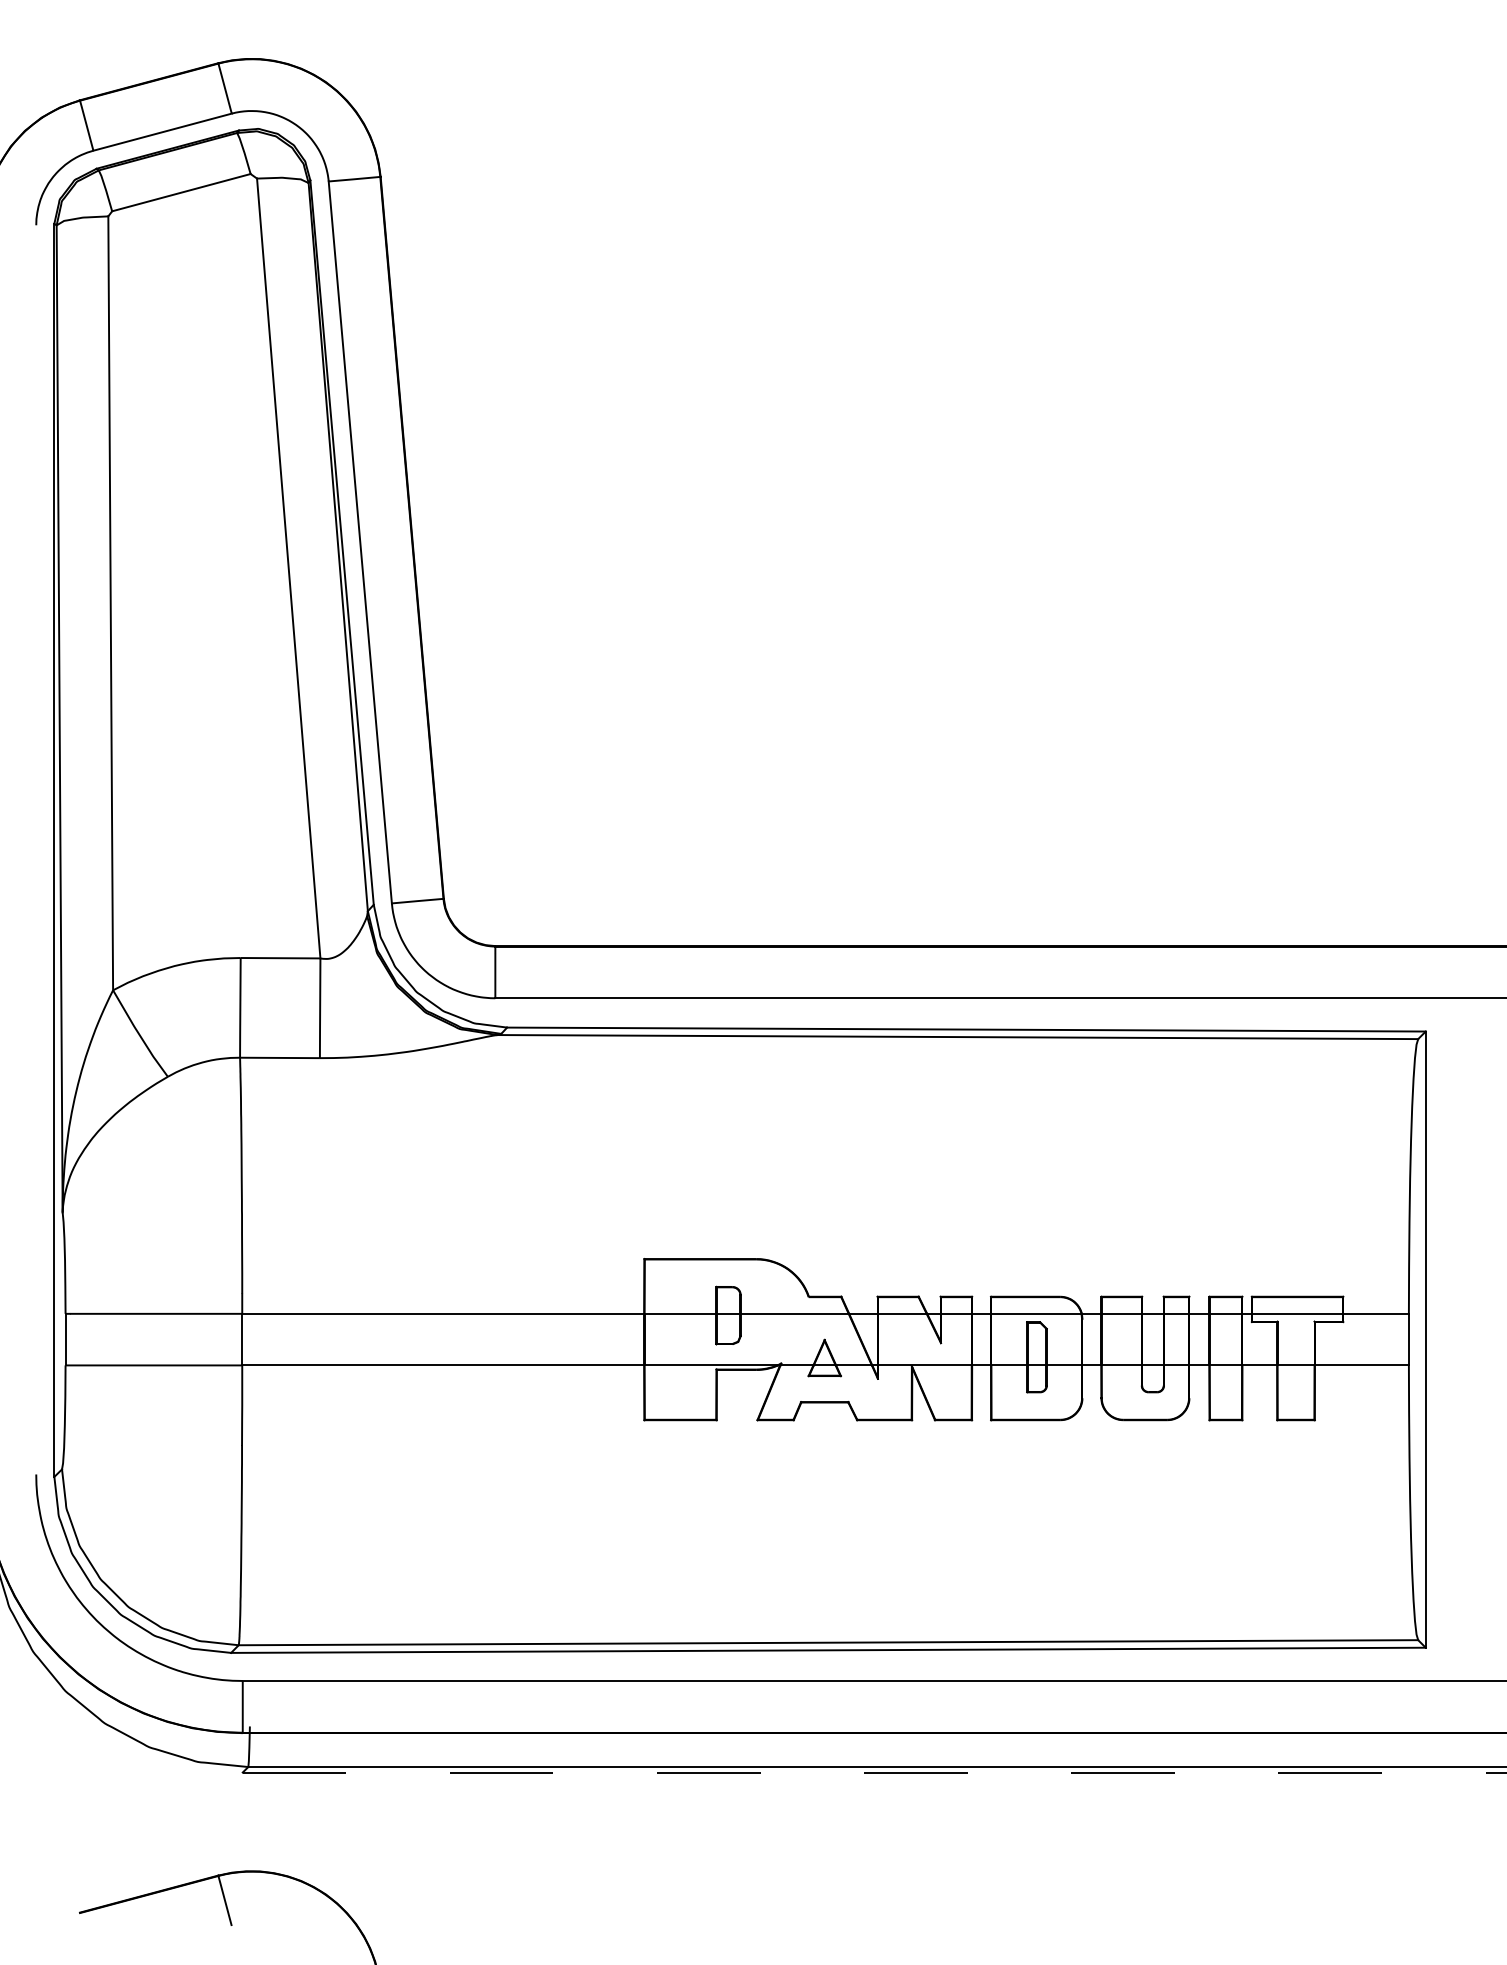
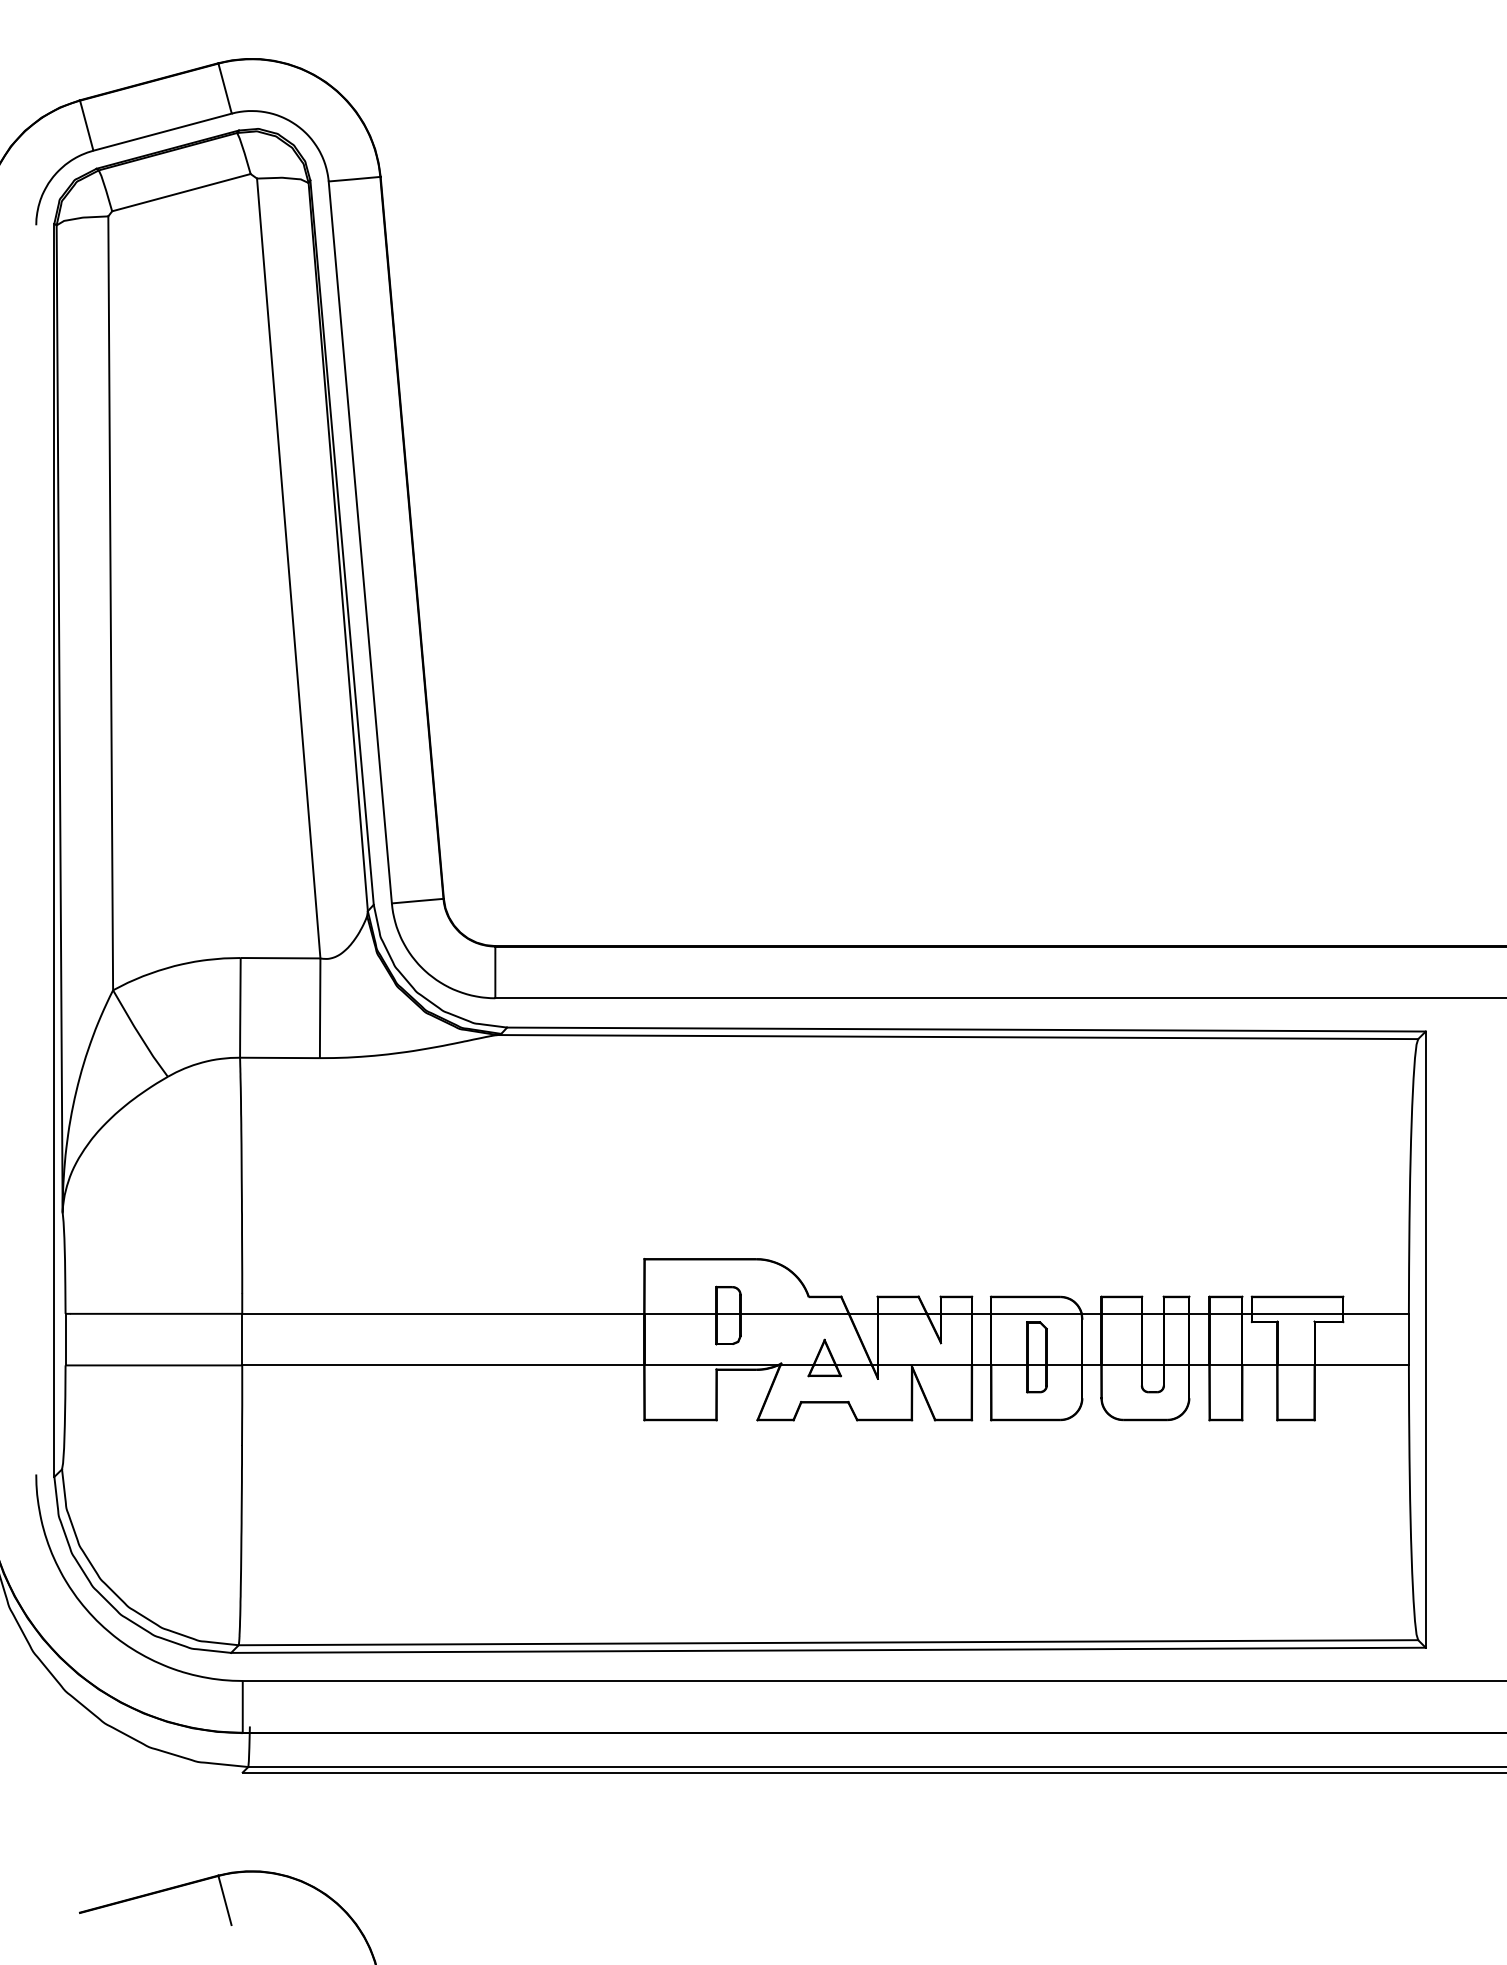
line: dashed -> solid (874, 1772)
